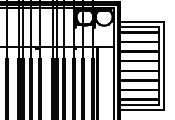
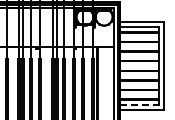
line: solid -> dashed (140, 105)
